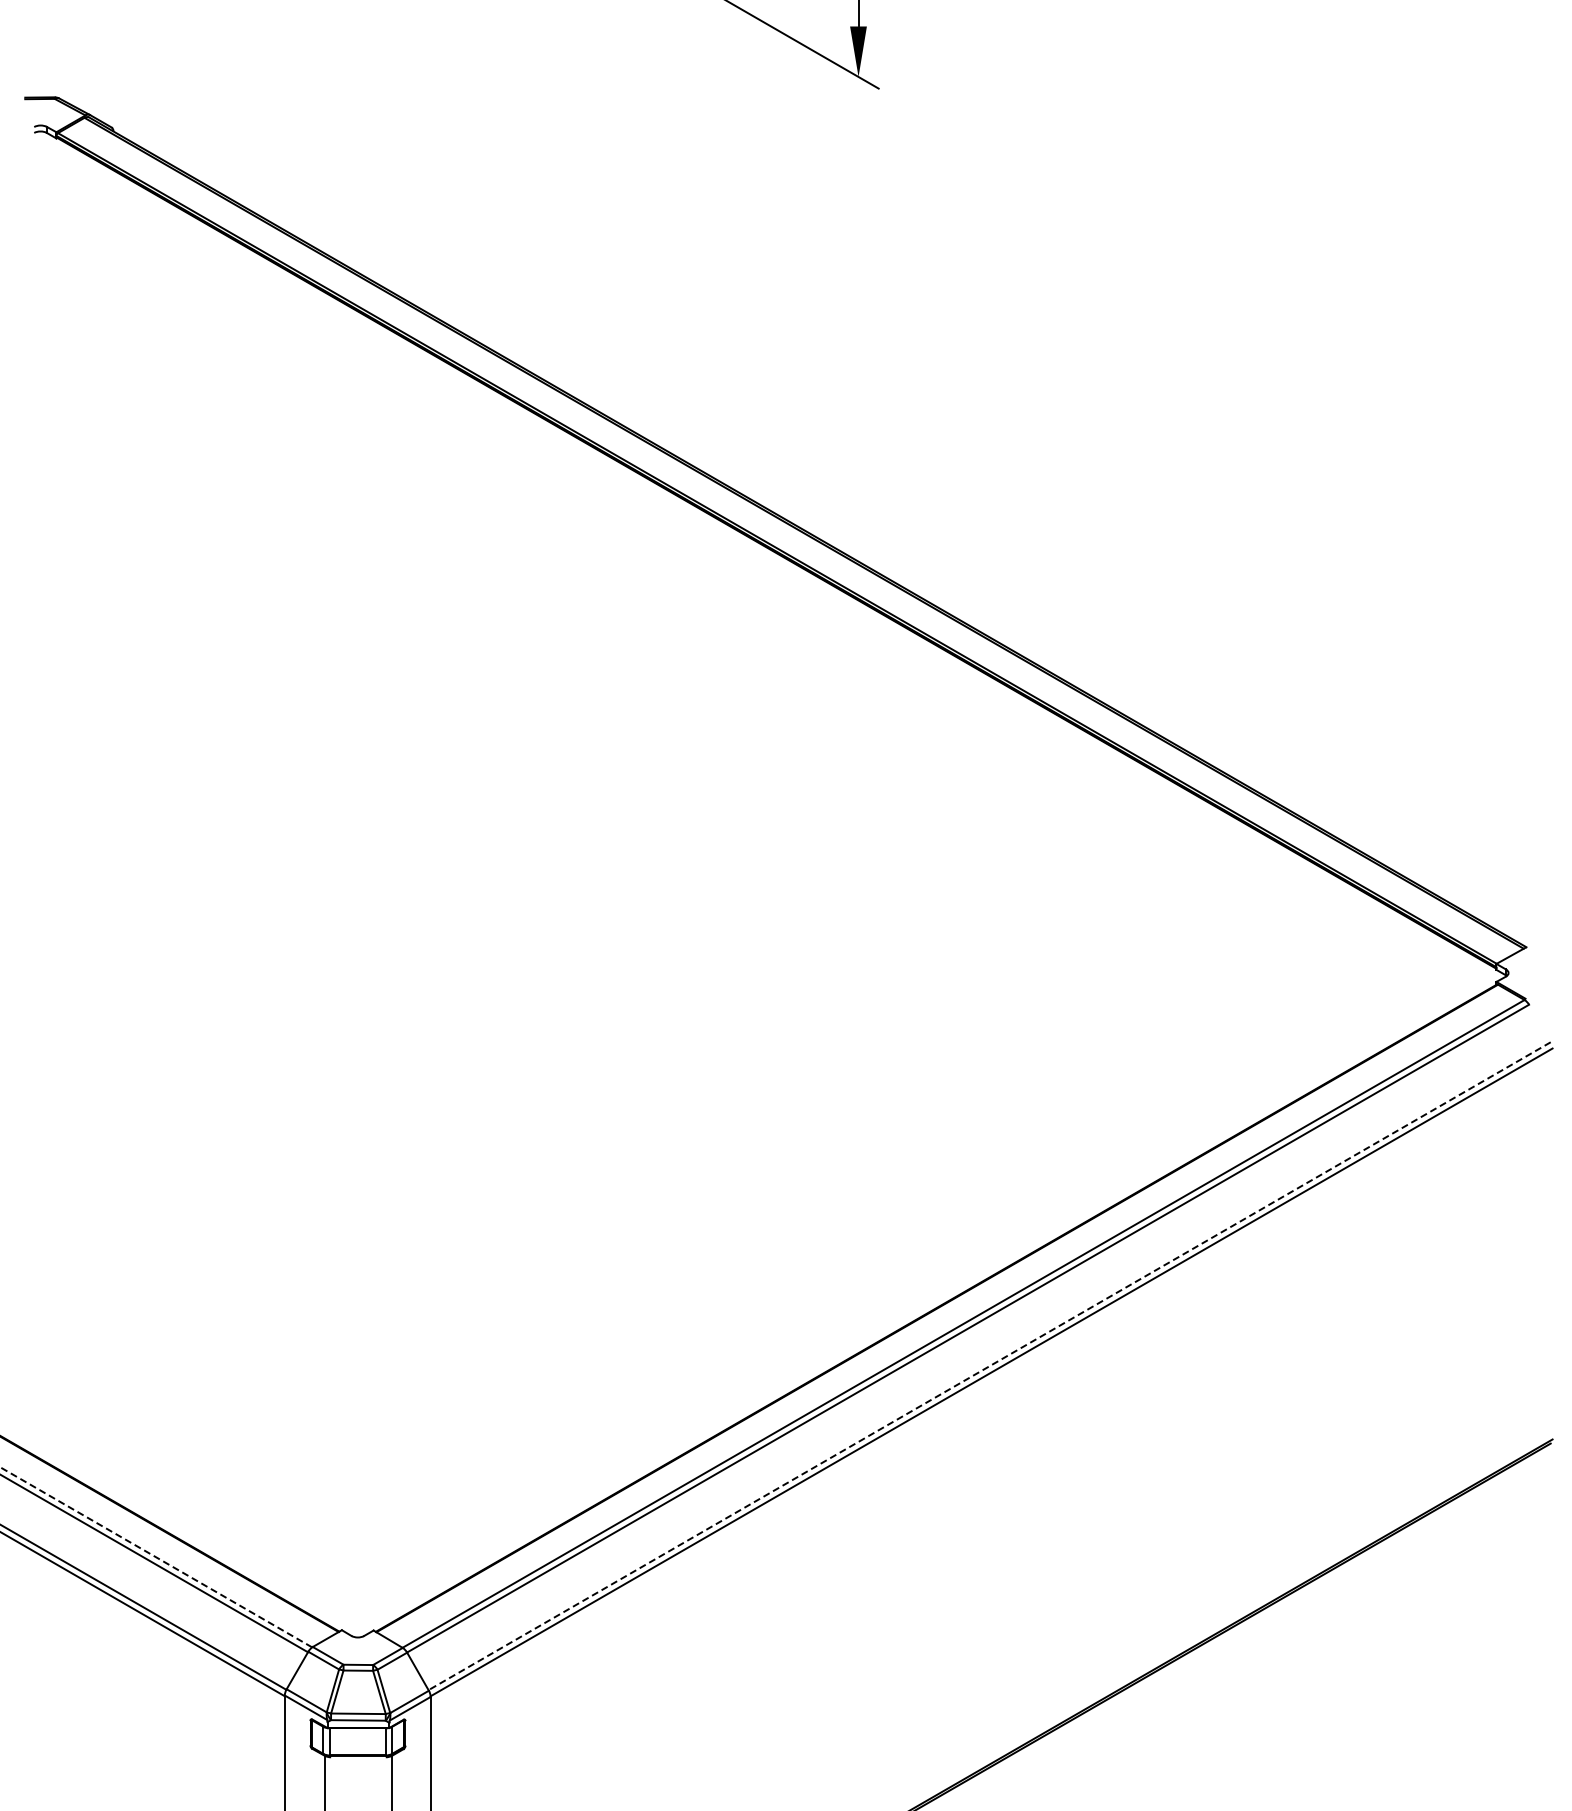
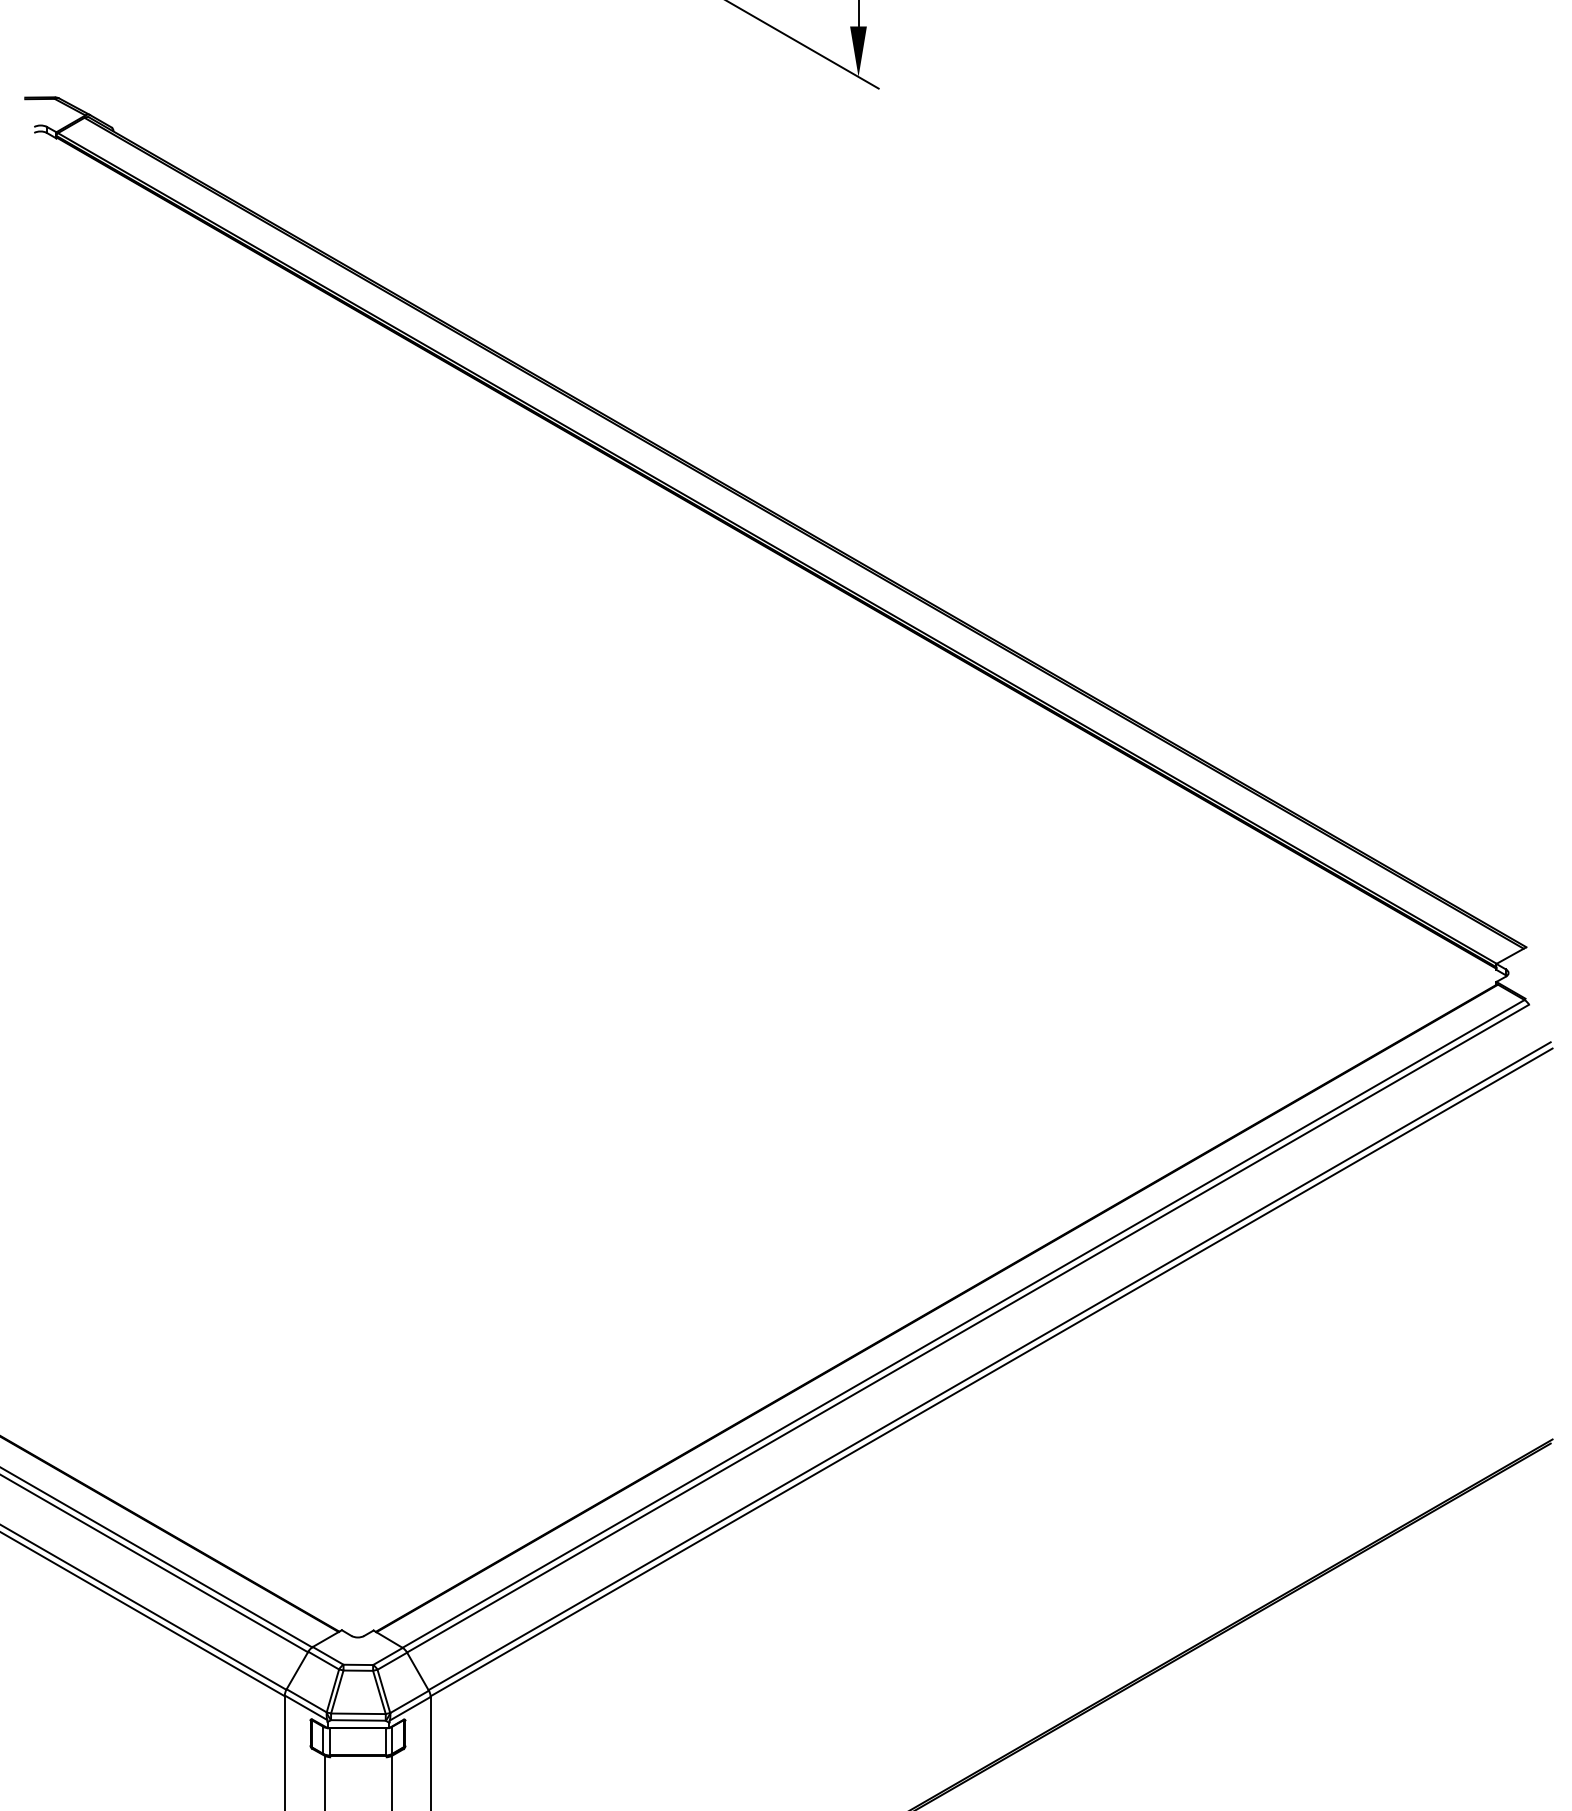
line: dashed -> solid (989, 1366)
line: dashed -> solid (156, 1557)
